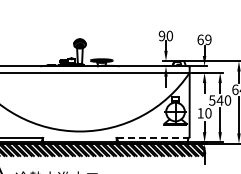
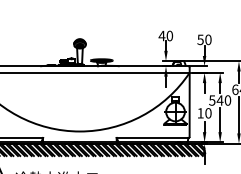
text: 90 -> 40 (161, 35)
text: 69 -> 50 (204, 39)
line: dashed -> solid (152, 137)
